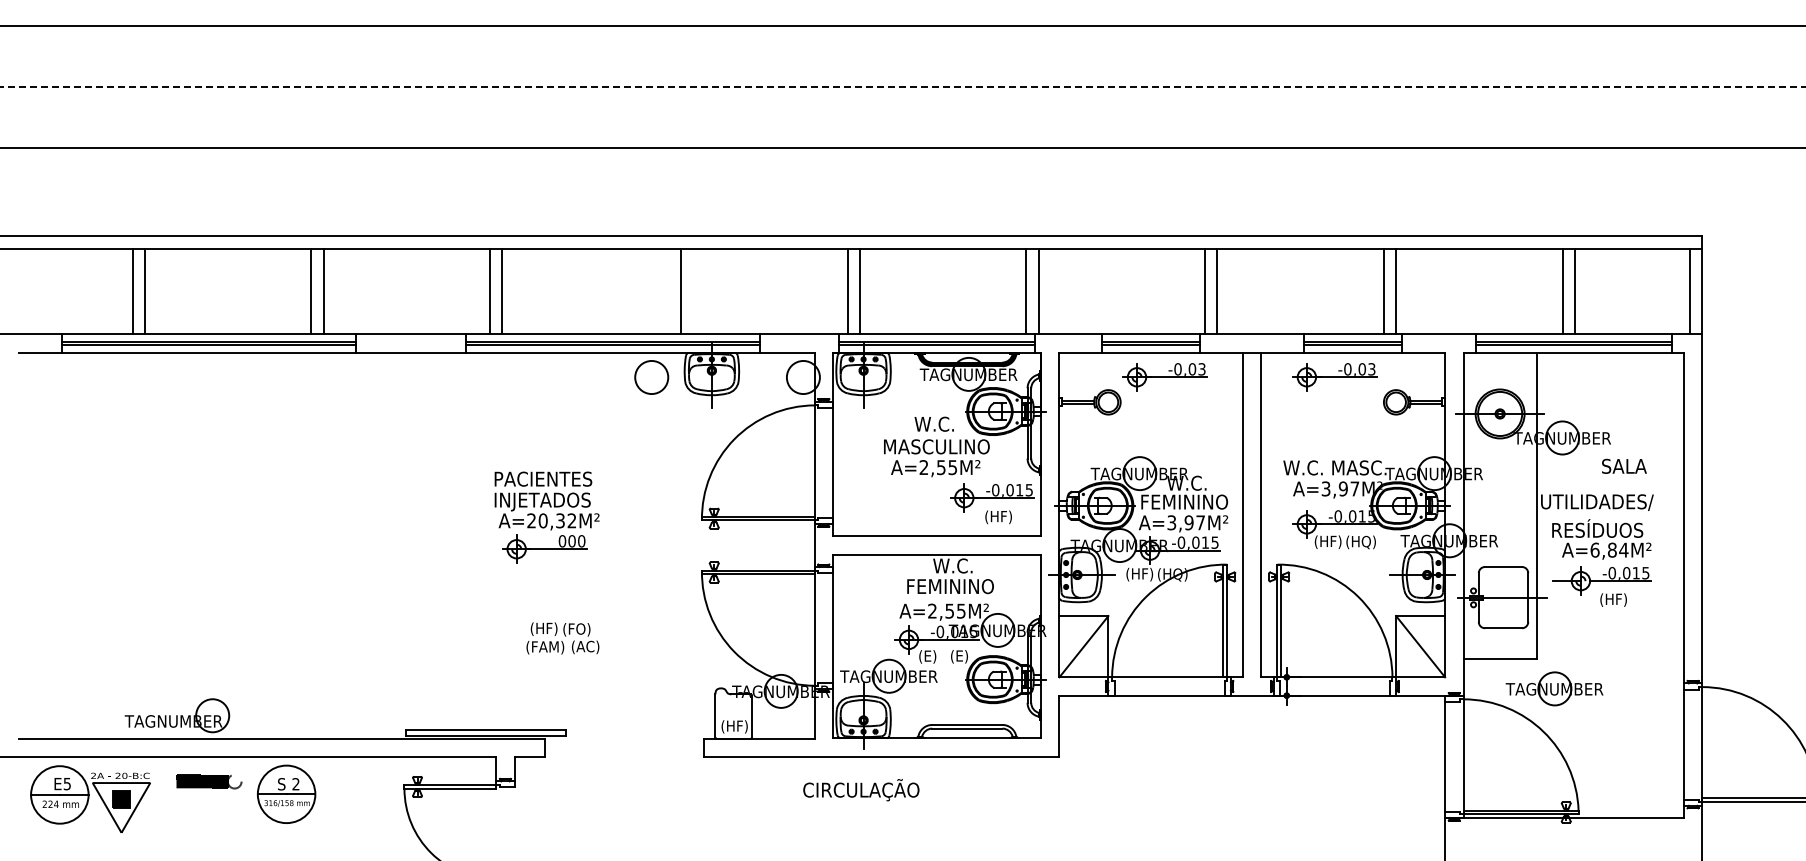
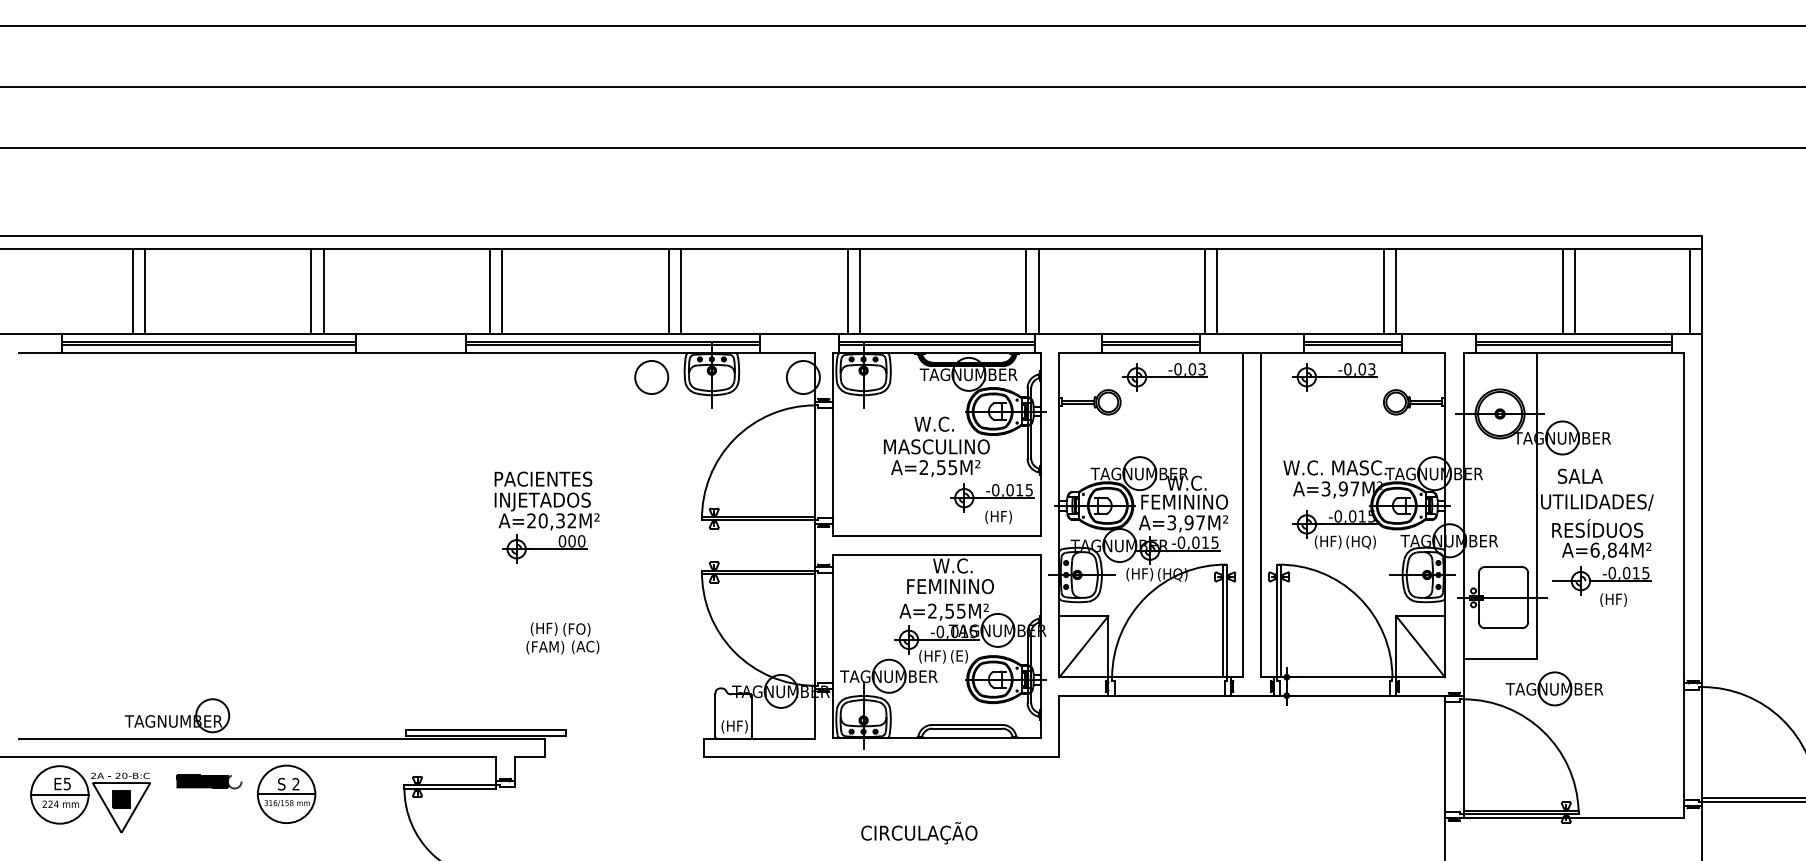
line: dashed -> solid (903, 87)
line: none -> present (668, 291)
text position: (1624, 465) -> (1580, 475) (1580, 475)
text: (E) -> (HF) (935, 656)
text position: (861, 790) -> (919, 833) (919, 833)
